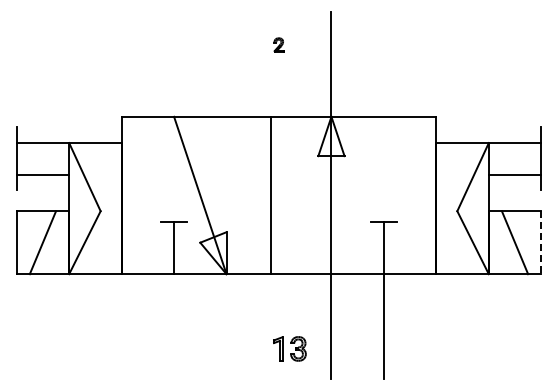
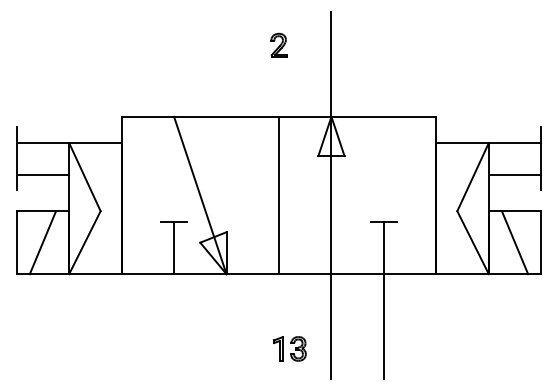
part size: 12x16 px -> 18x26 px (278, 44)
line position: (270, 195) -> (278, 195) (278, 195)
line: dashed -> solid (541, 243)
